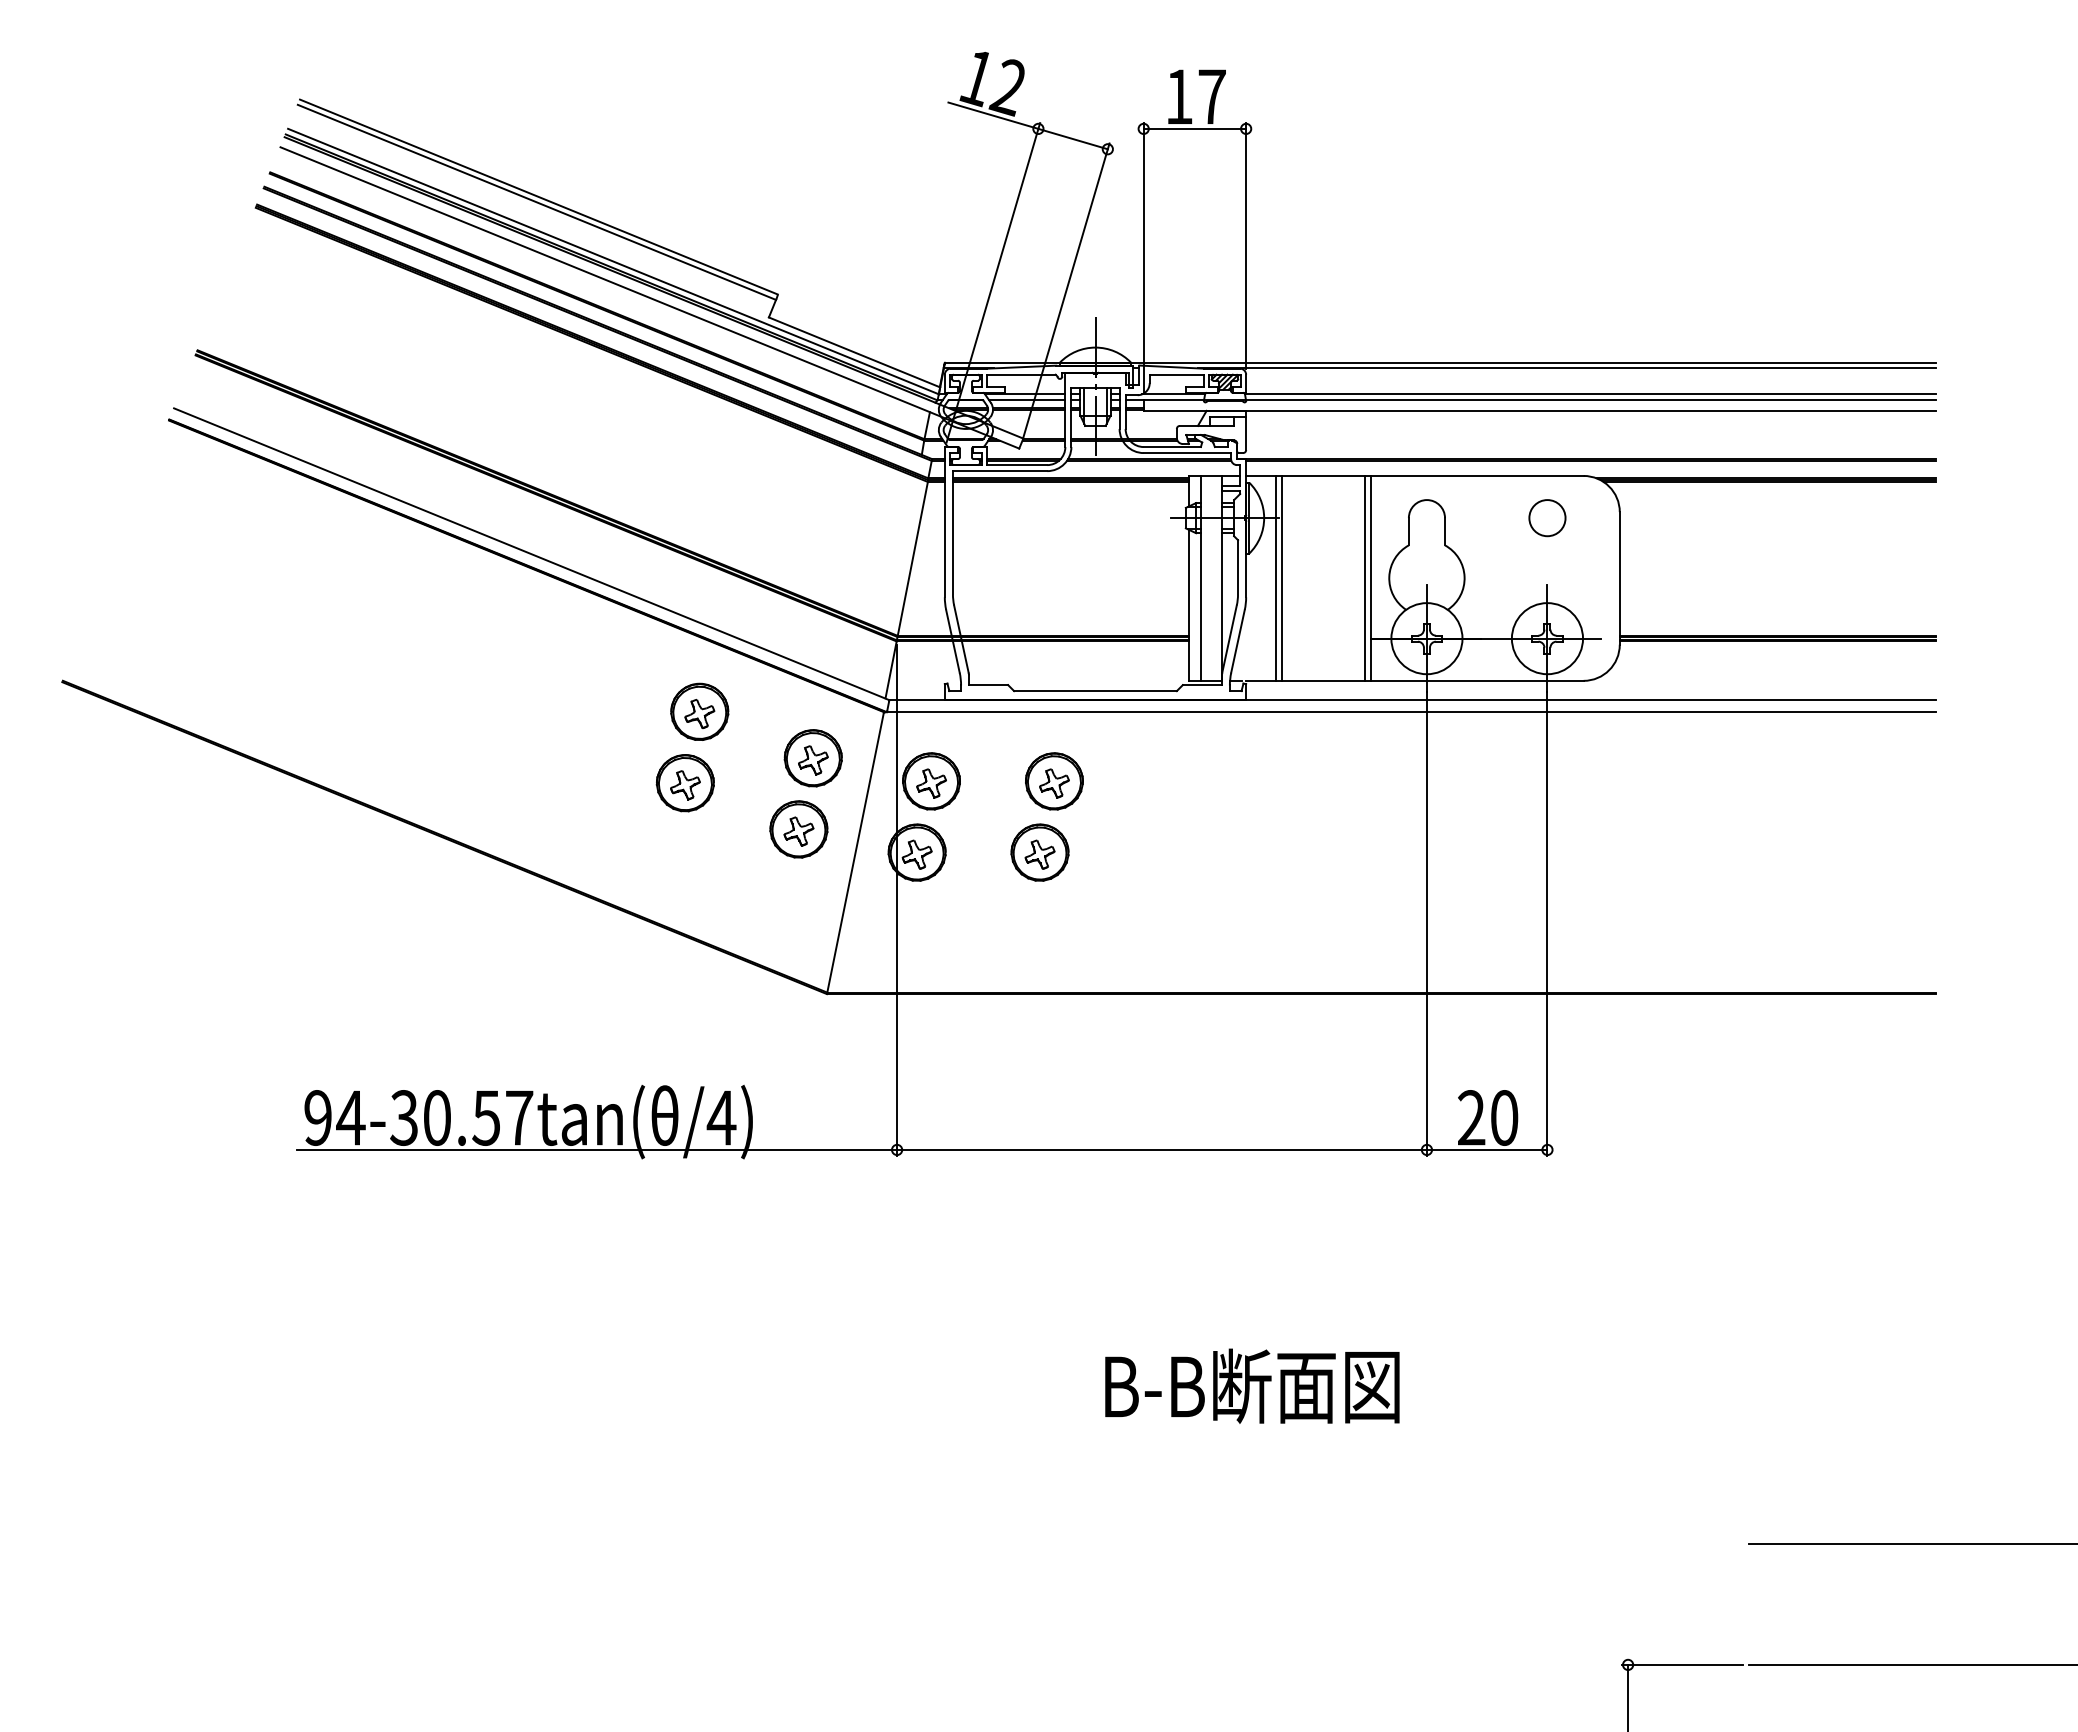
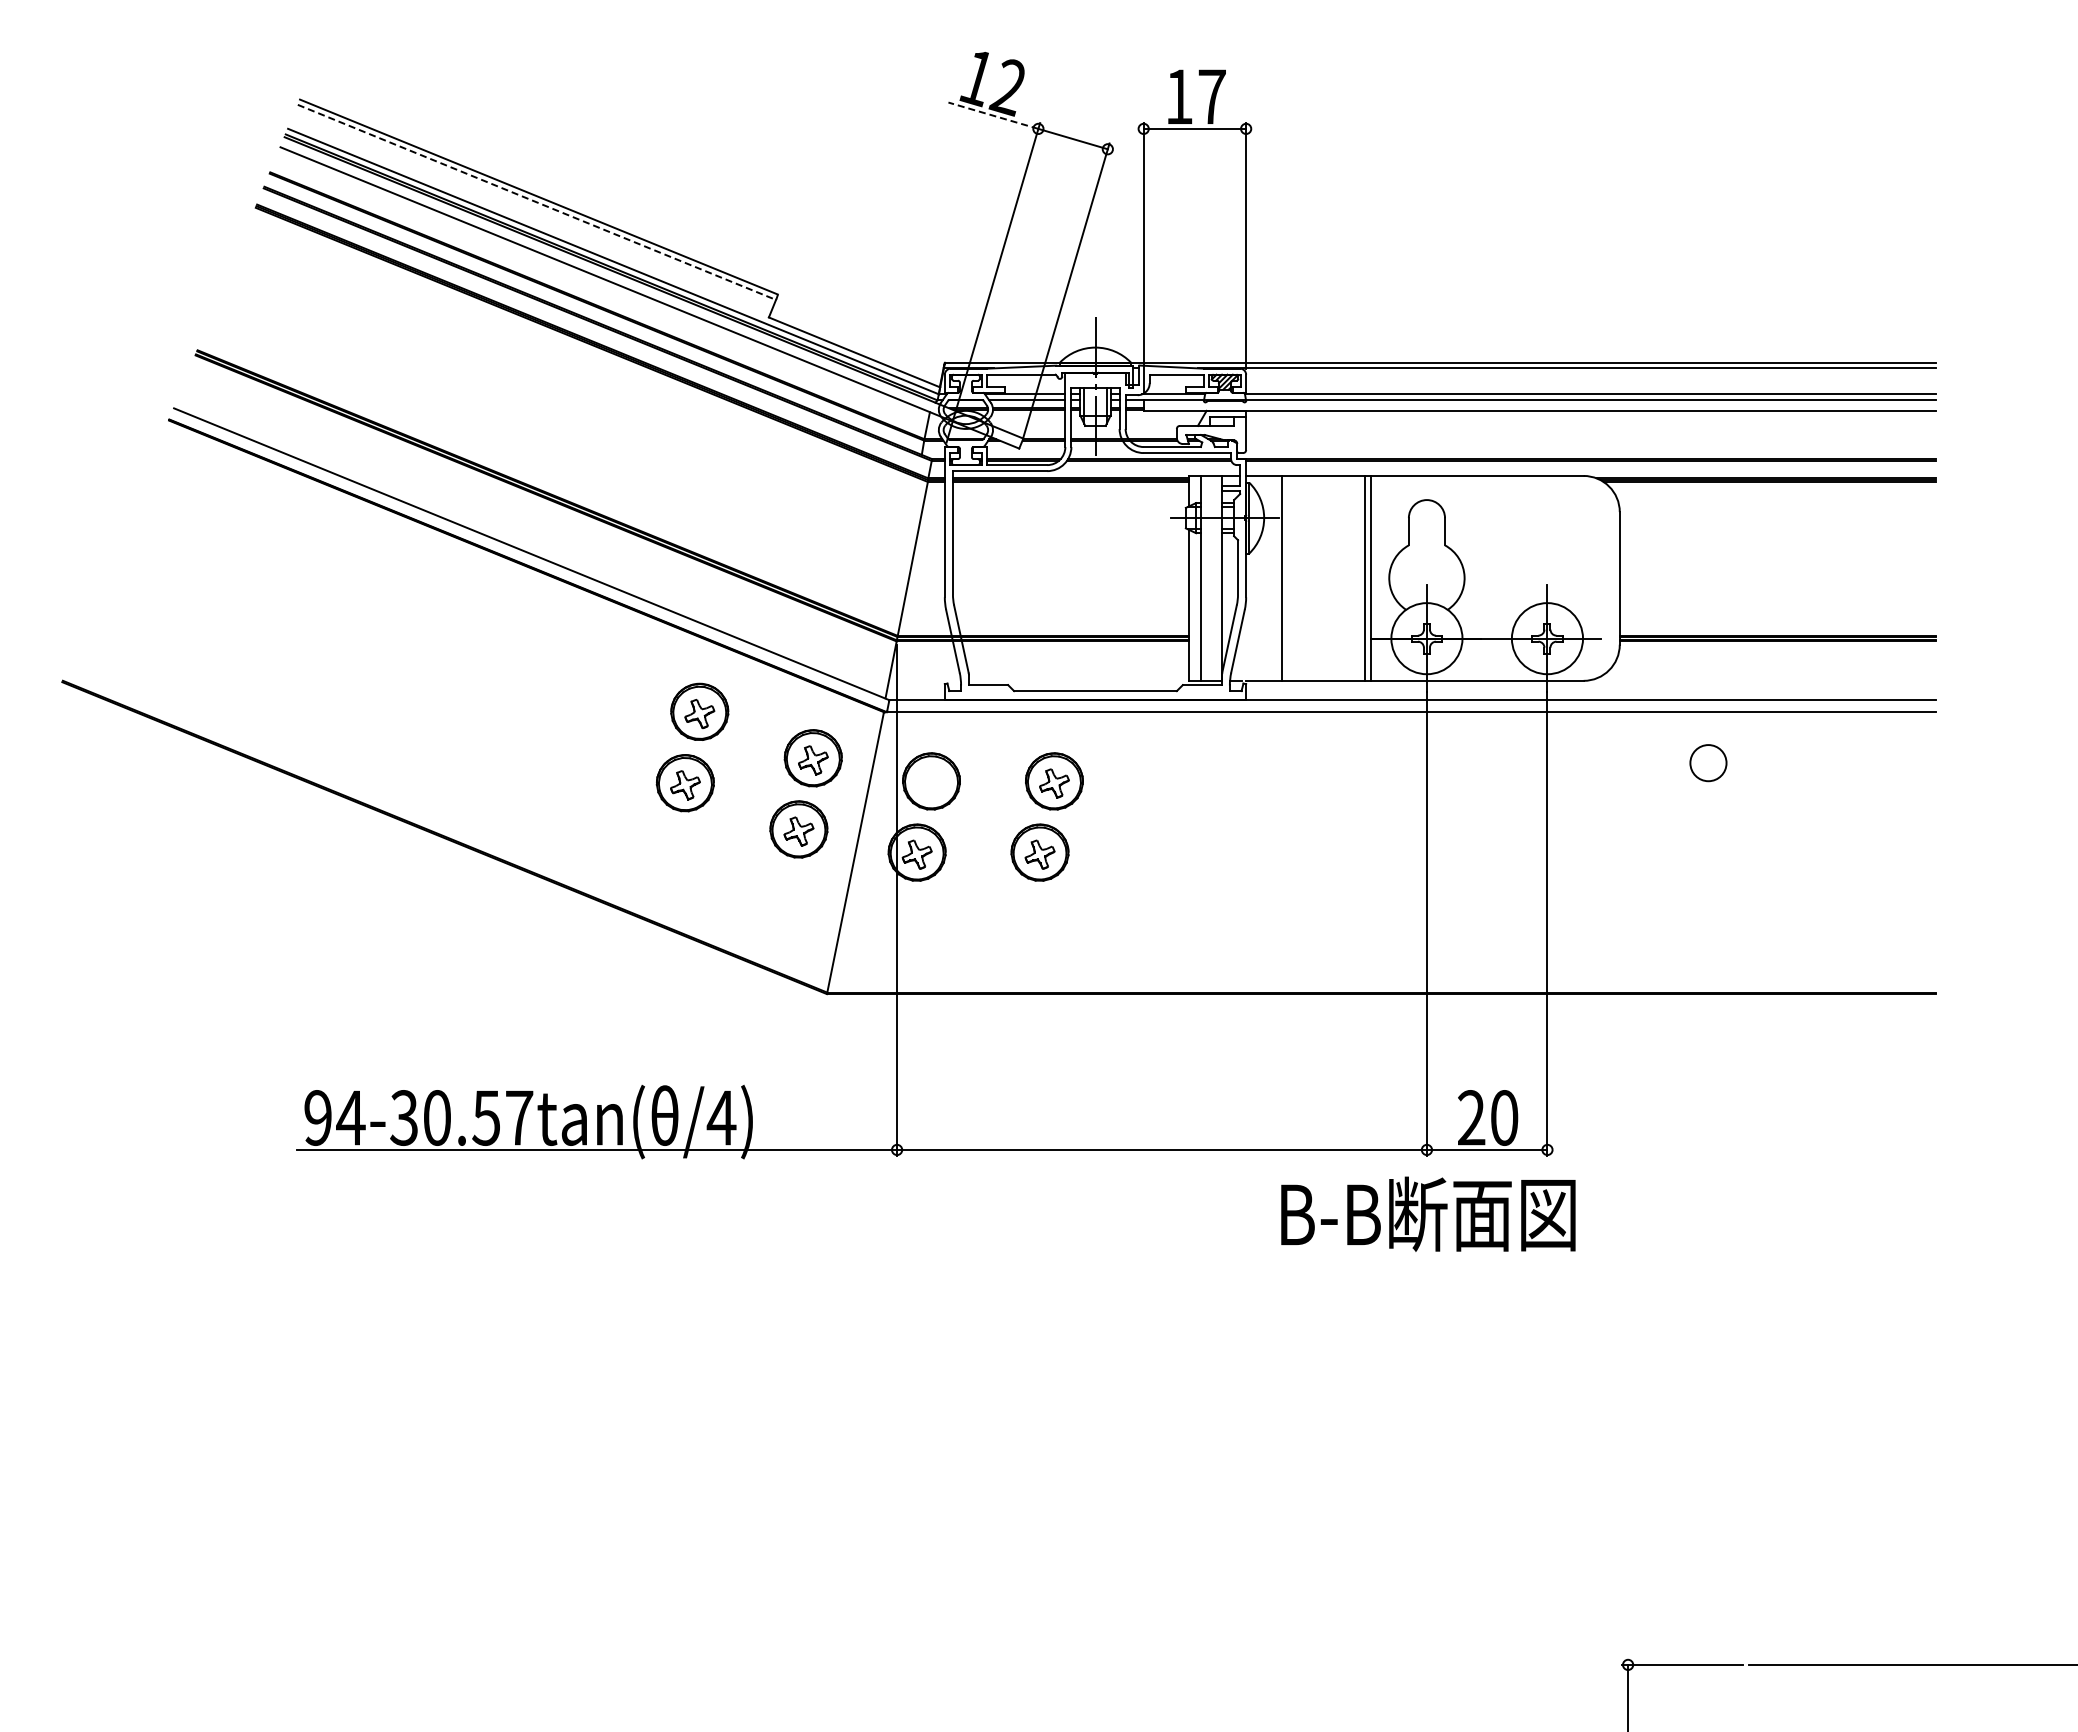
line: solid -> dashed (993, 115)
line: solid -> dashed (537, 202)
circle position: (1547, 518) -> (1708, 763) (1708, 763)
line: present -> none (1276, 577)
part: present -> none (931, 783)
text position: (1252, 1385) -> (1428, 1213) (1428, 1213)
line: present -> none (1911, 1544)
